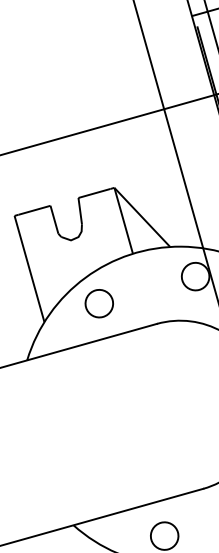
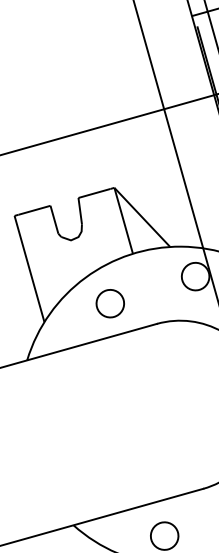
part position: (98, 303) -> (109, 303) (109, 303)
